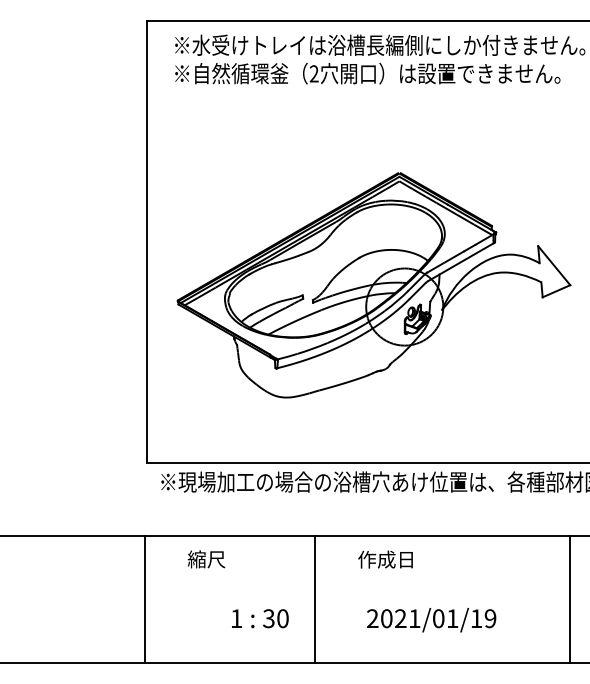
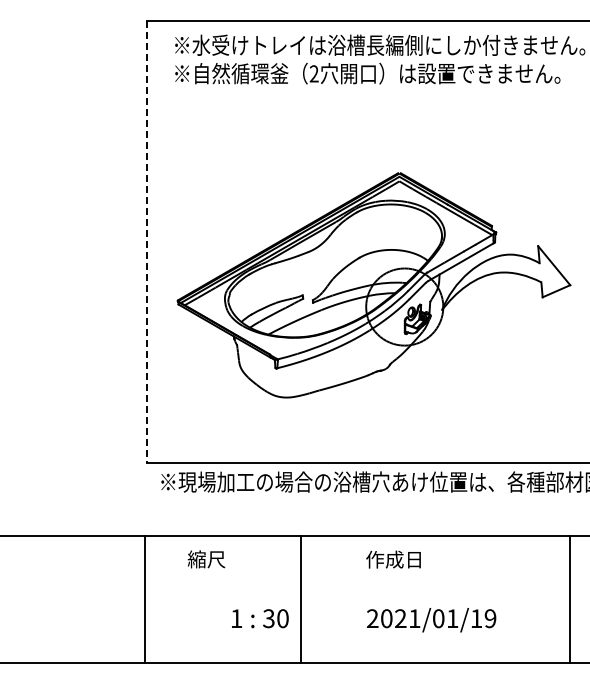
line: solid -> dashed (147, 242)
text position: (385, 559) -> (393, 559) (393, 559)
line position: (314, 599) -> (300, 599) (300, 599)
